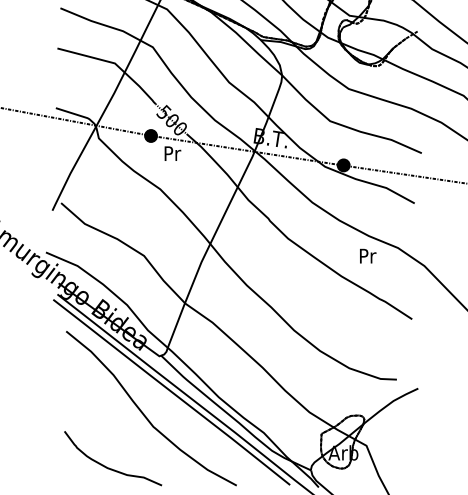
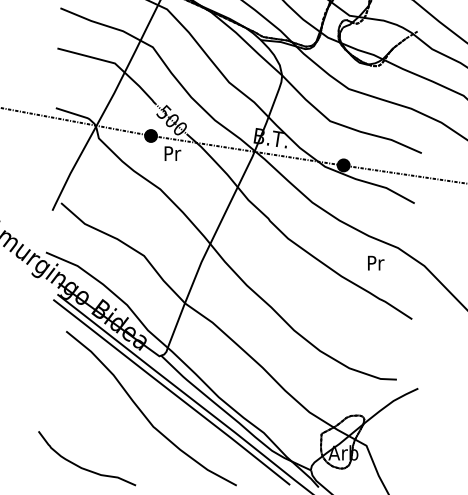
text position: (368, 255) -> (376, 262) (376, 262)
curve position: (109, 467) -> (83, 467) (83, 467)
